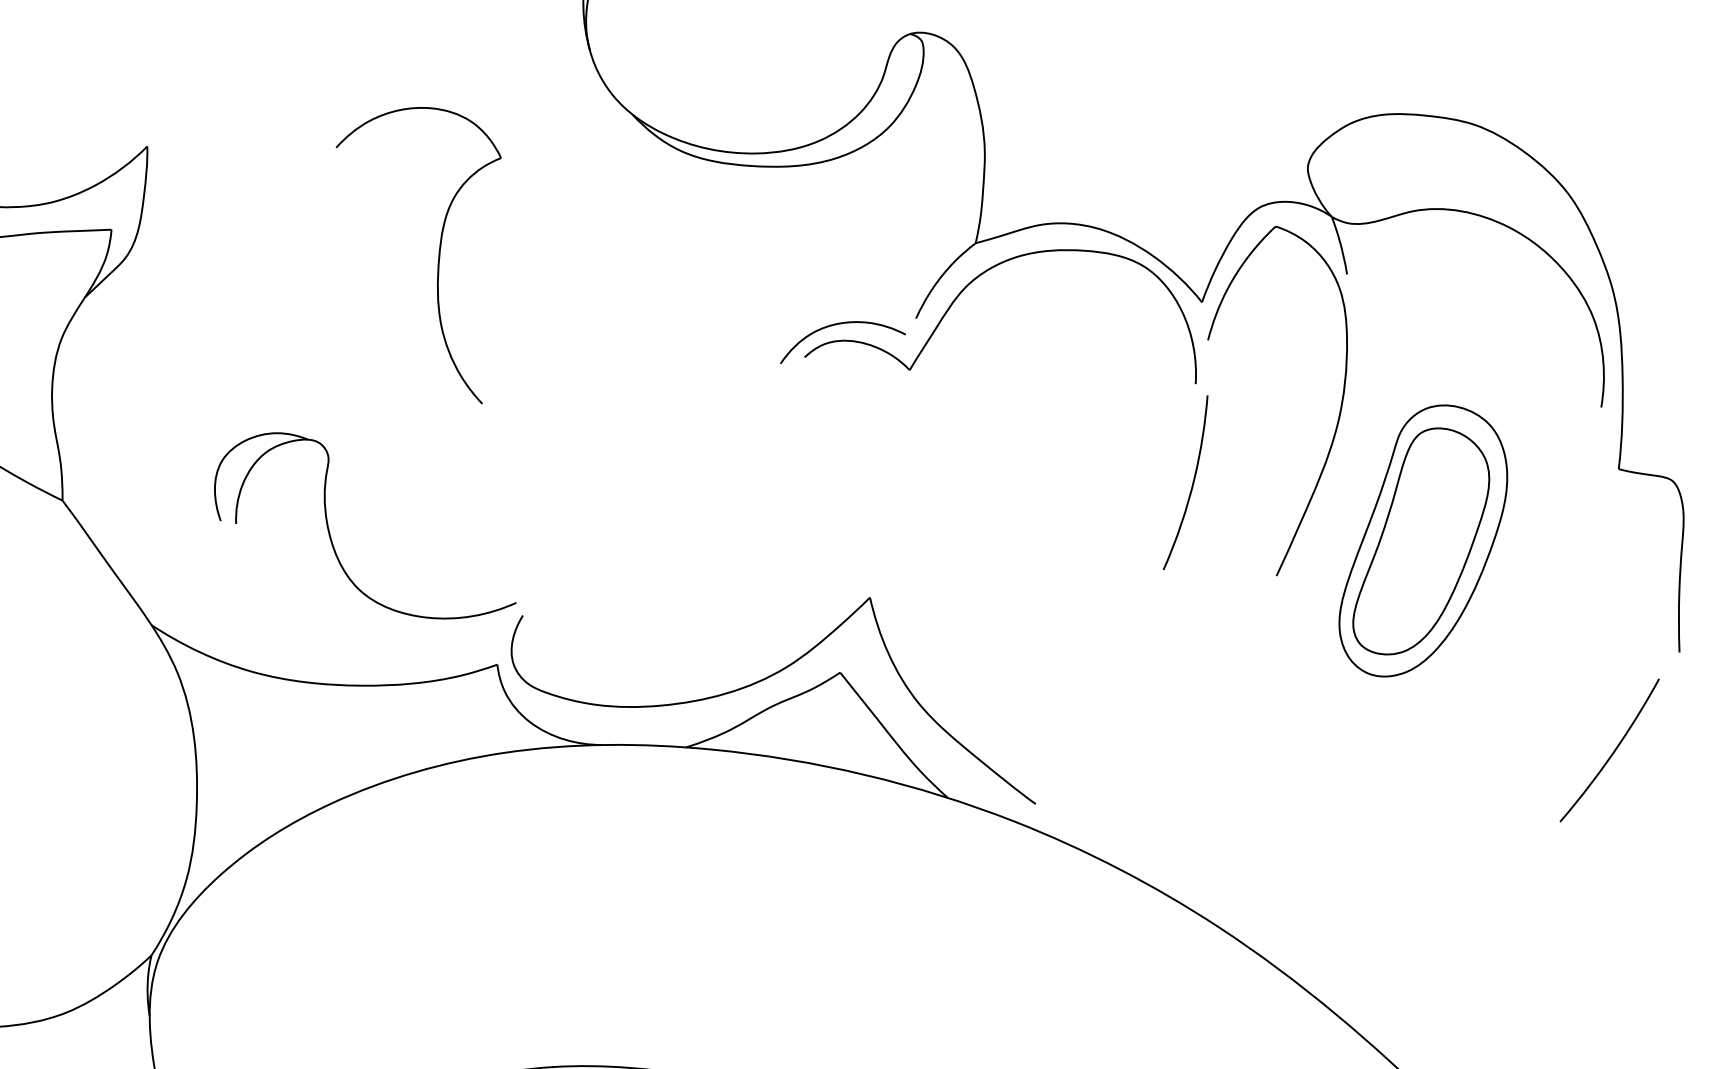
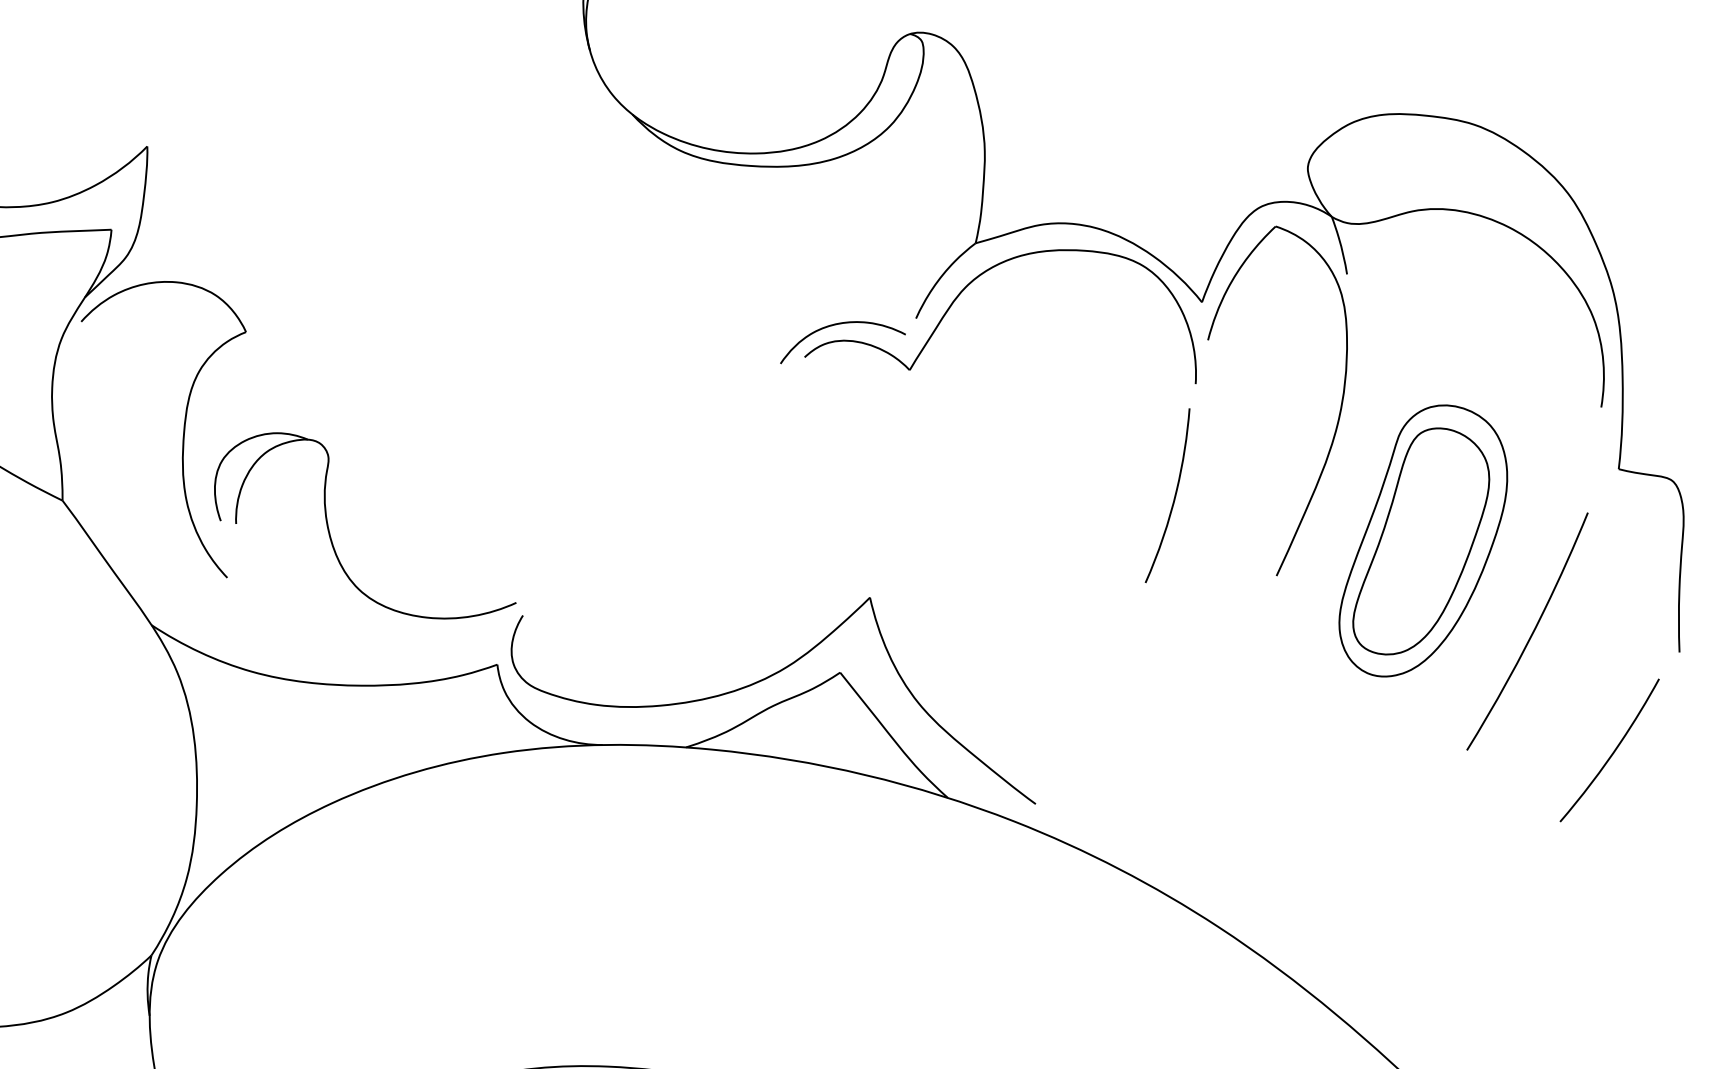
part position: (438, 255) -> (183, 429) (183, 429)
curve position: (1191, 485) -> (1173, 498) (1173, 498)
curve: none -> present (1531, 633)
